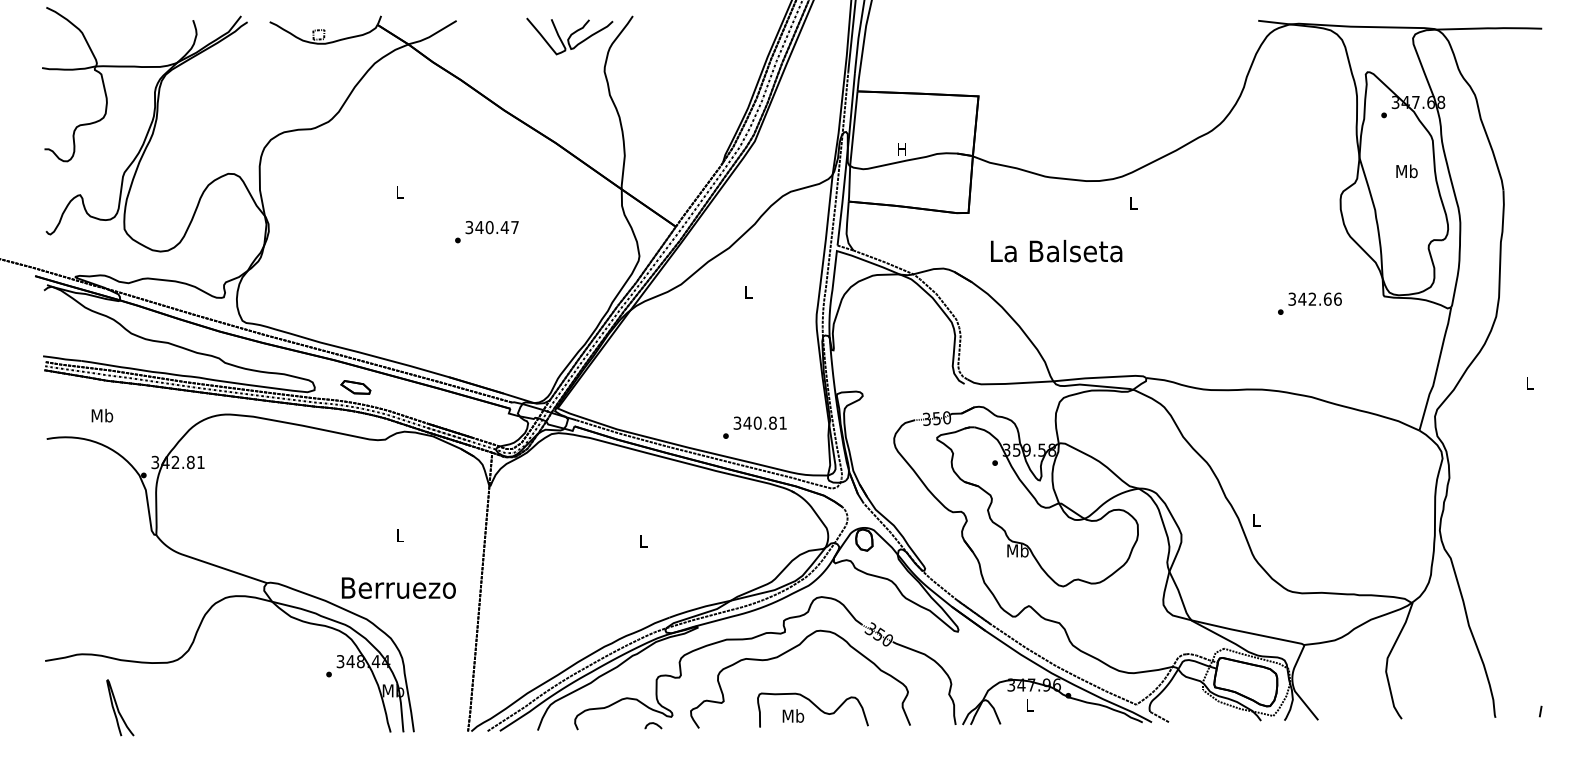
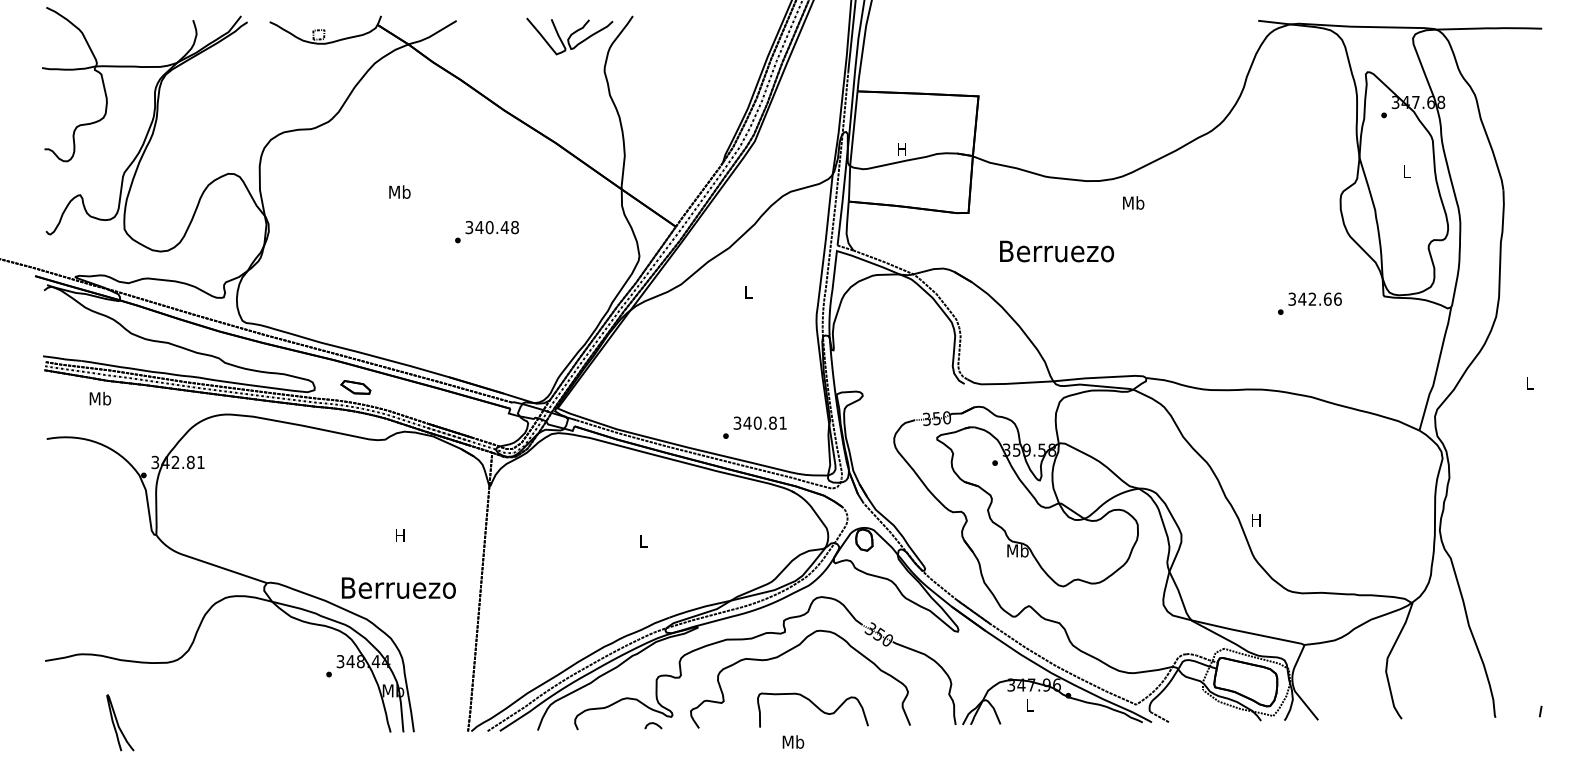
text: Mb -> L (1406, 171)
text: L -> Mb (399, 191)
text: L -> Mb (1133, 202)
text: 340.47 -> 340.48 (514, 227)
text: La Balseta -> Berruezo (1056, 250)
text position: (102, 415) -> (100, 398) (100, 398)
text: L -> H (1256, 520)
text: L -> H (400, 535)
curve position: (118, 707) -> (118, 722) (118, 722)
text position: (793, 715) -> (793, 741) (793, 741)
